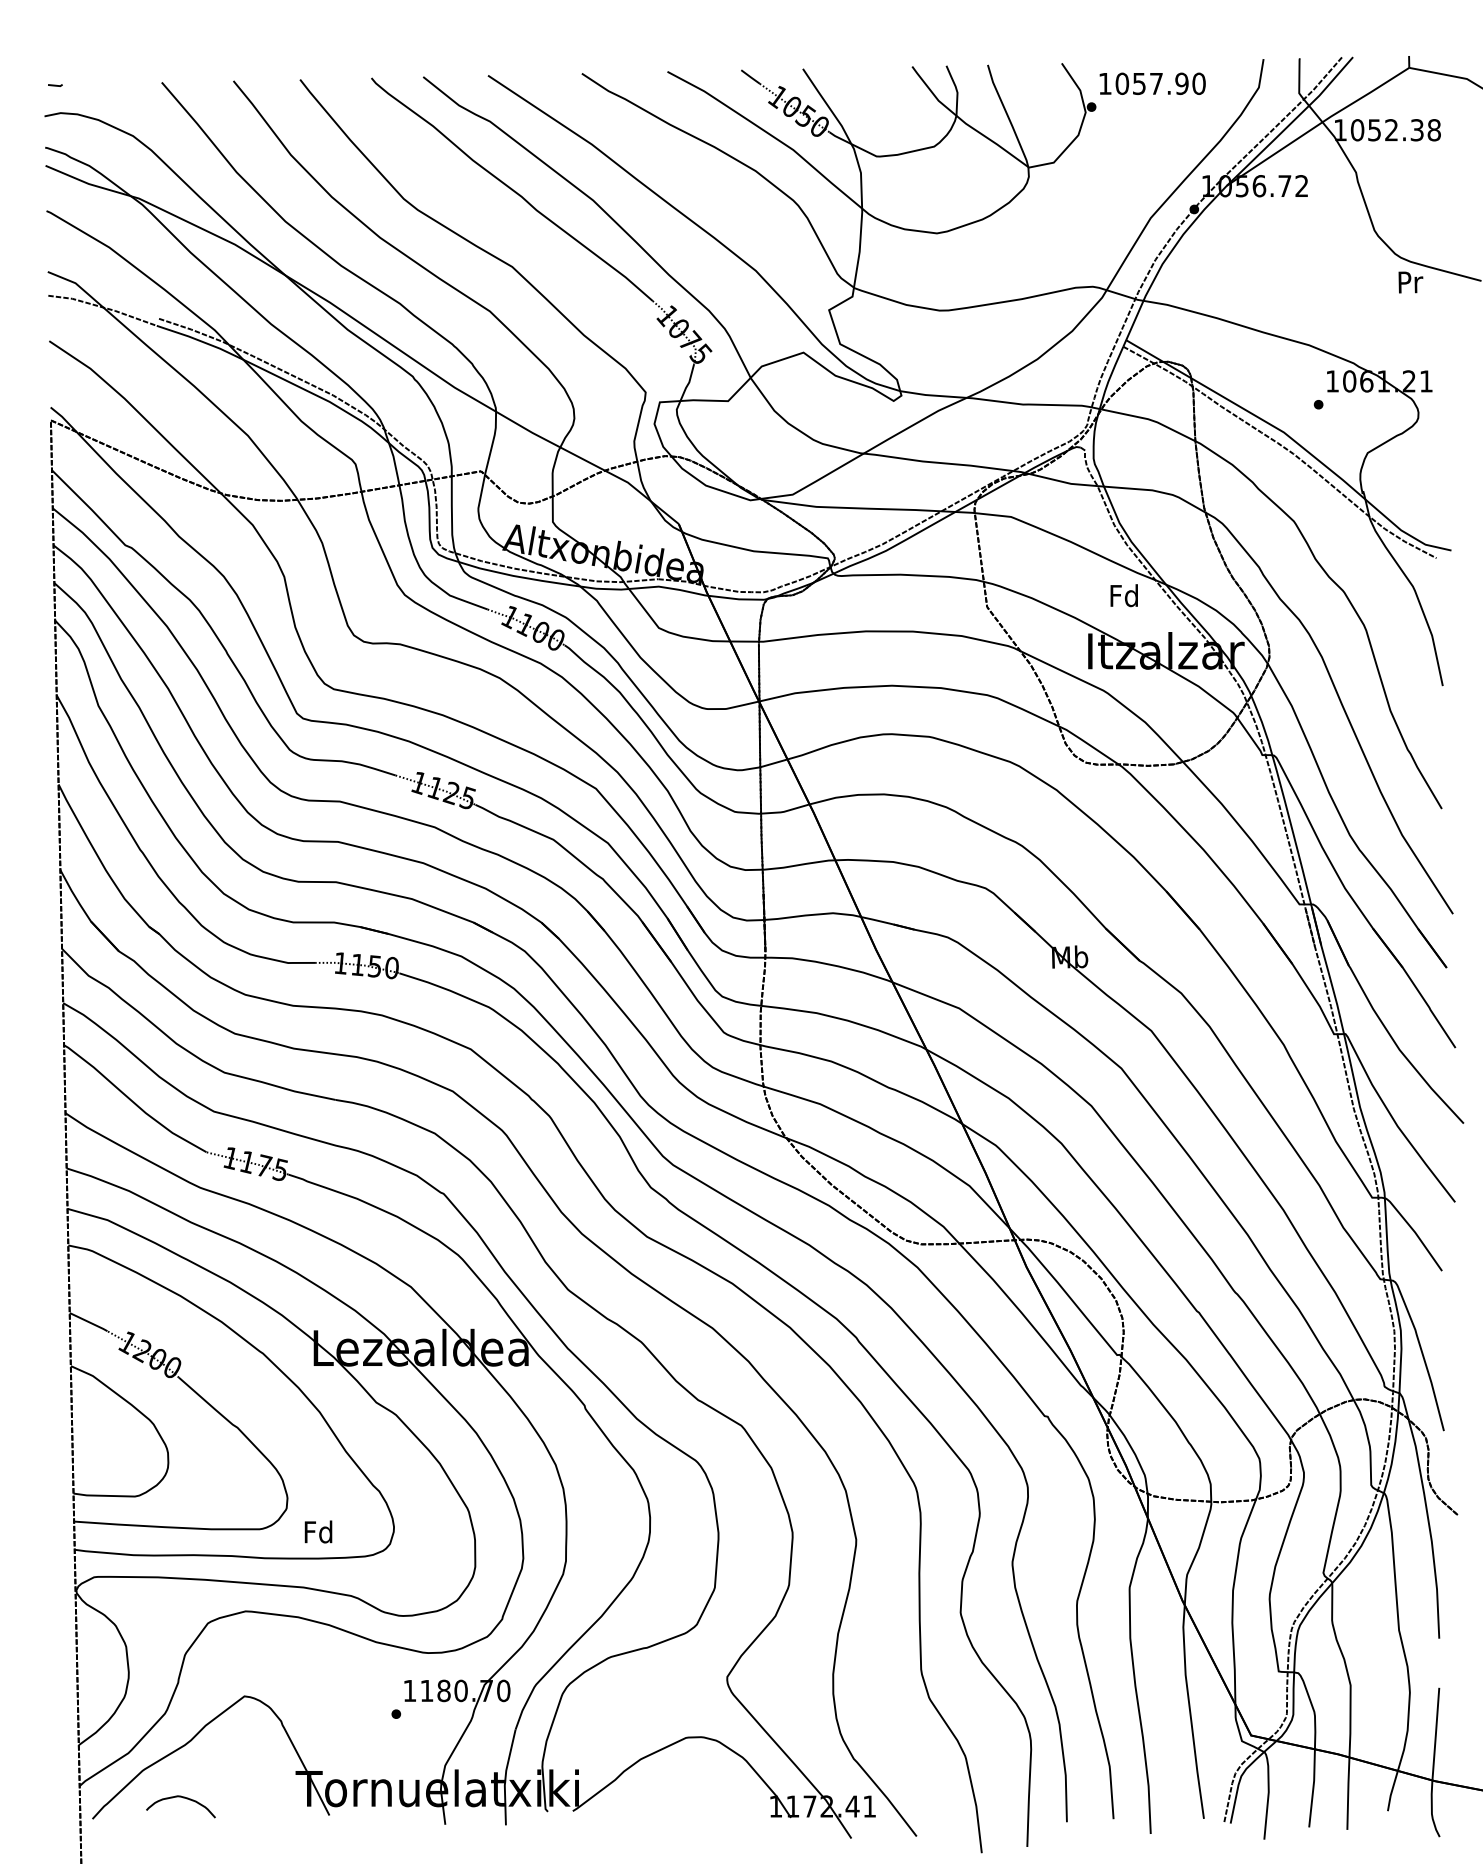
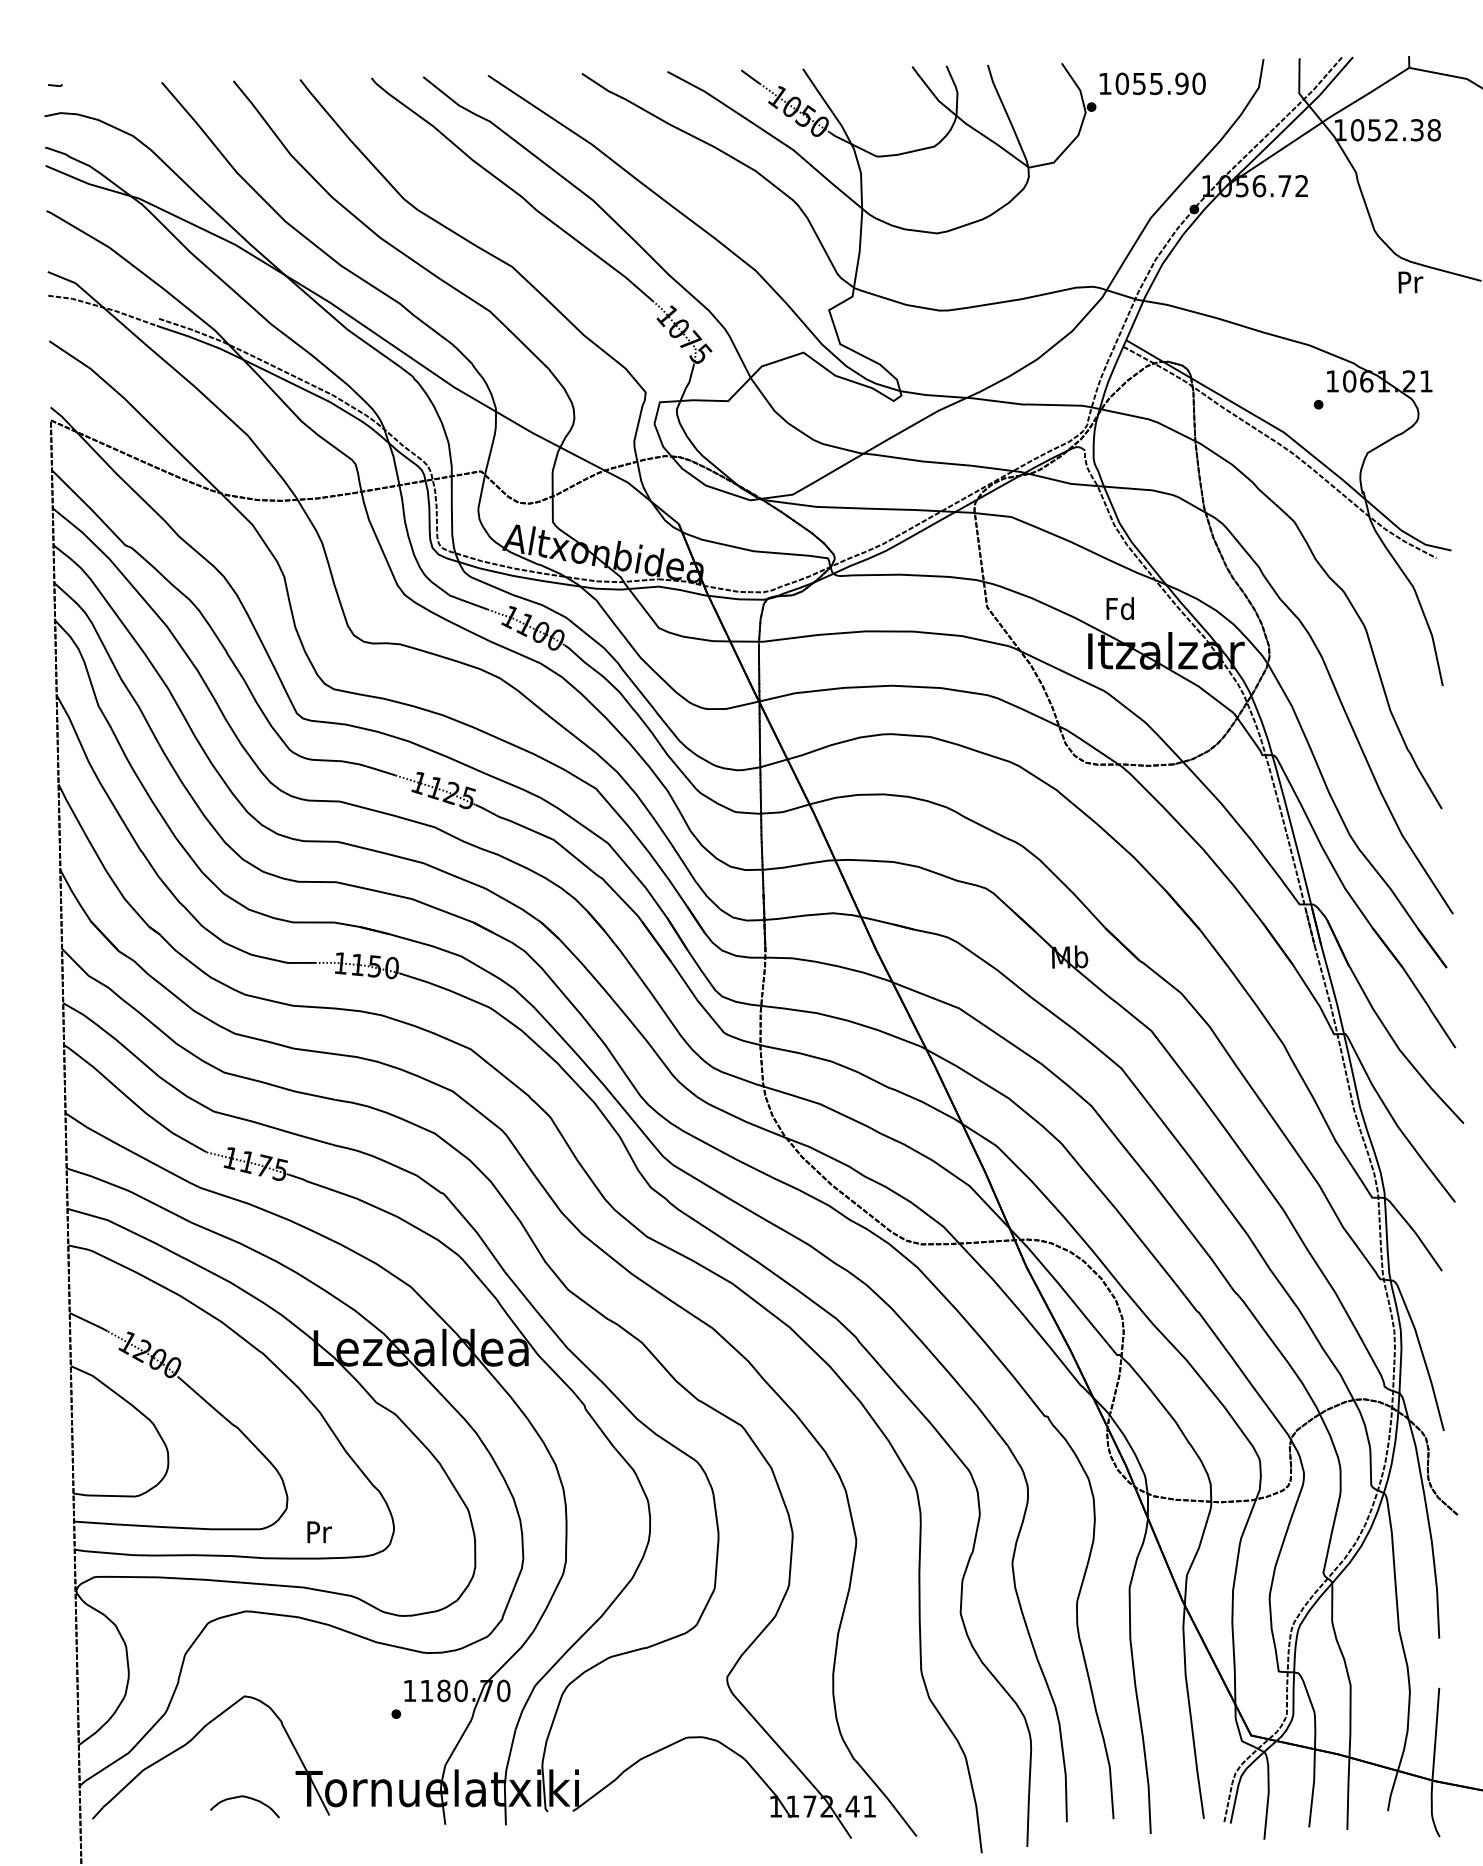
text: 1057.90 -> 1055.90 (1156, 84)
text position: (1123, 595) -> (1119, 608) (1119, 608)
text: Fd -> Pr (318, 1531)
curve position: (183, 1798) -> (247, 1798) (247, 1798)
